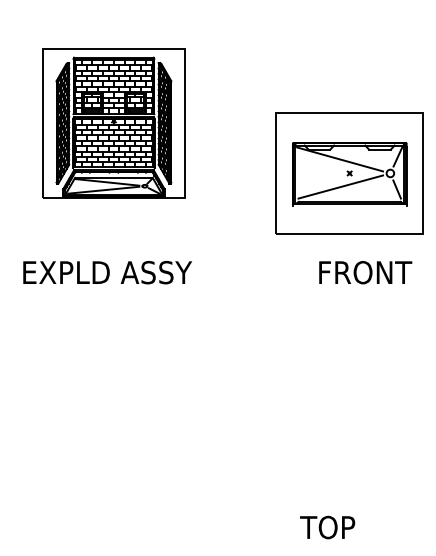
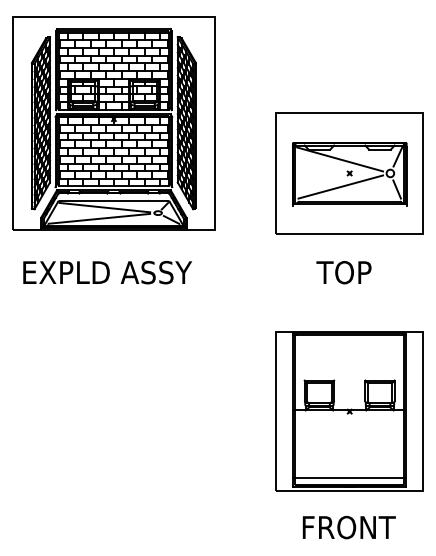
part size: 144x151 px -> 204x215 px (113, 123)
text: FRONT -> TOP (364, 272)
part: none -> present (349, 411)
text: TOP -> FRONT (347, 527)
